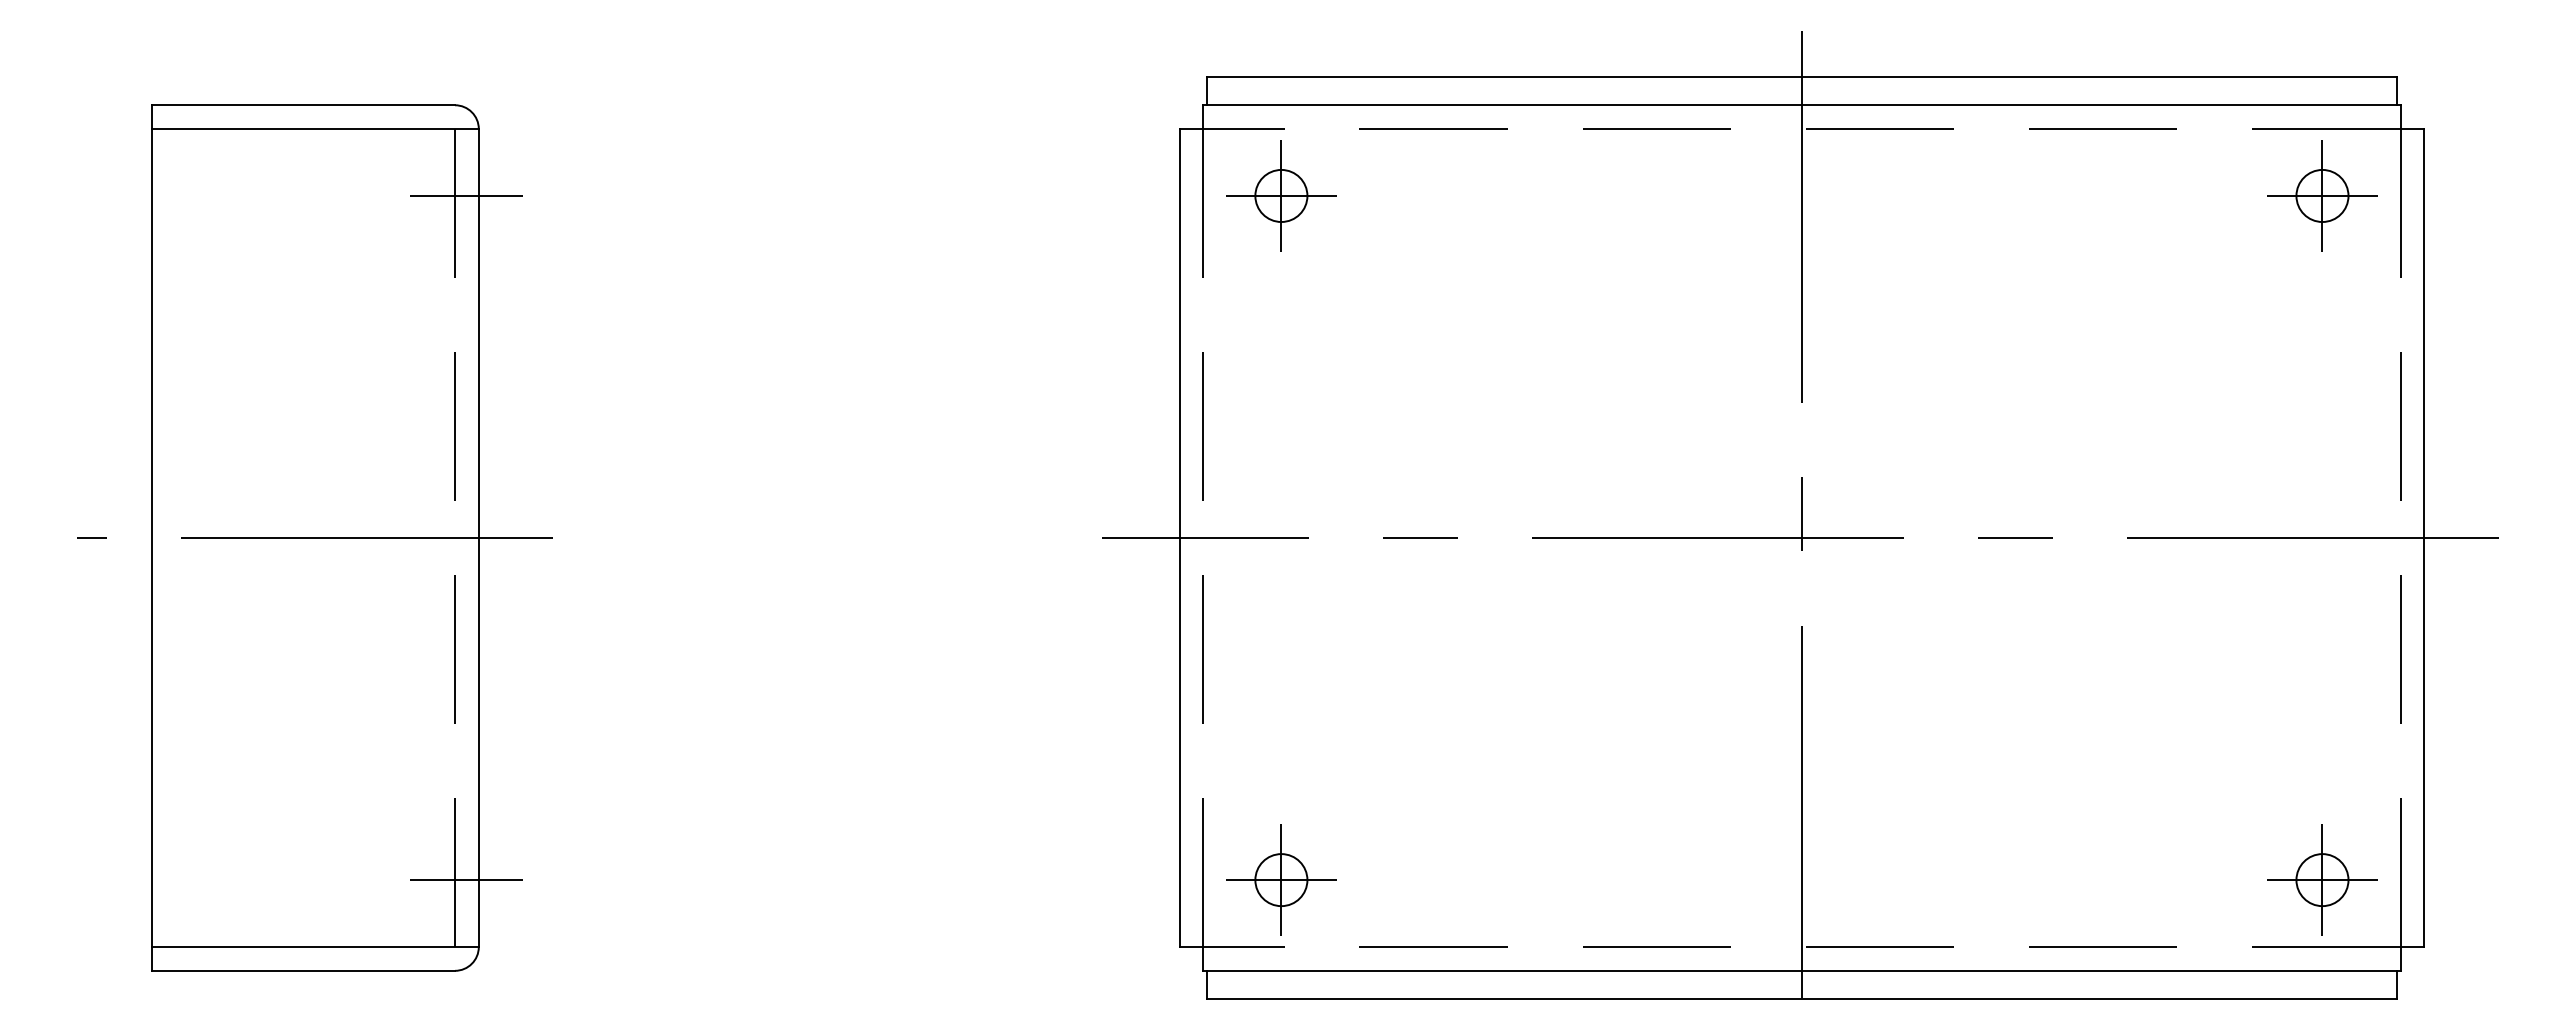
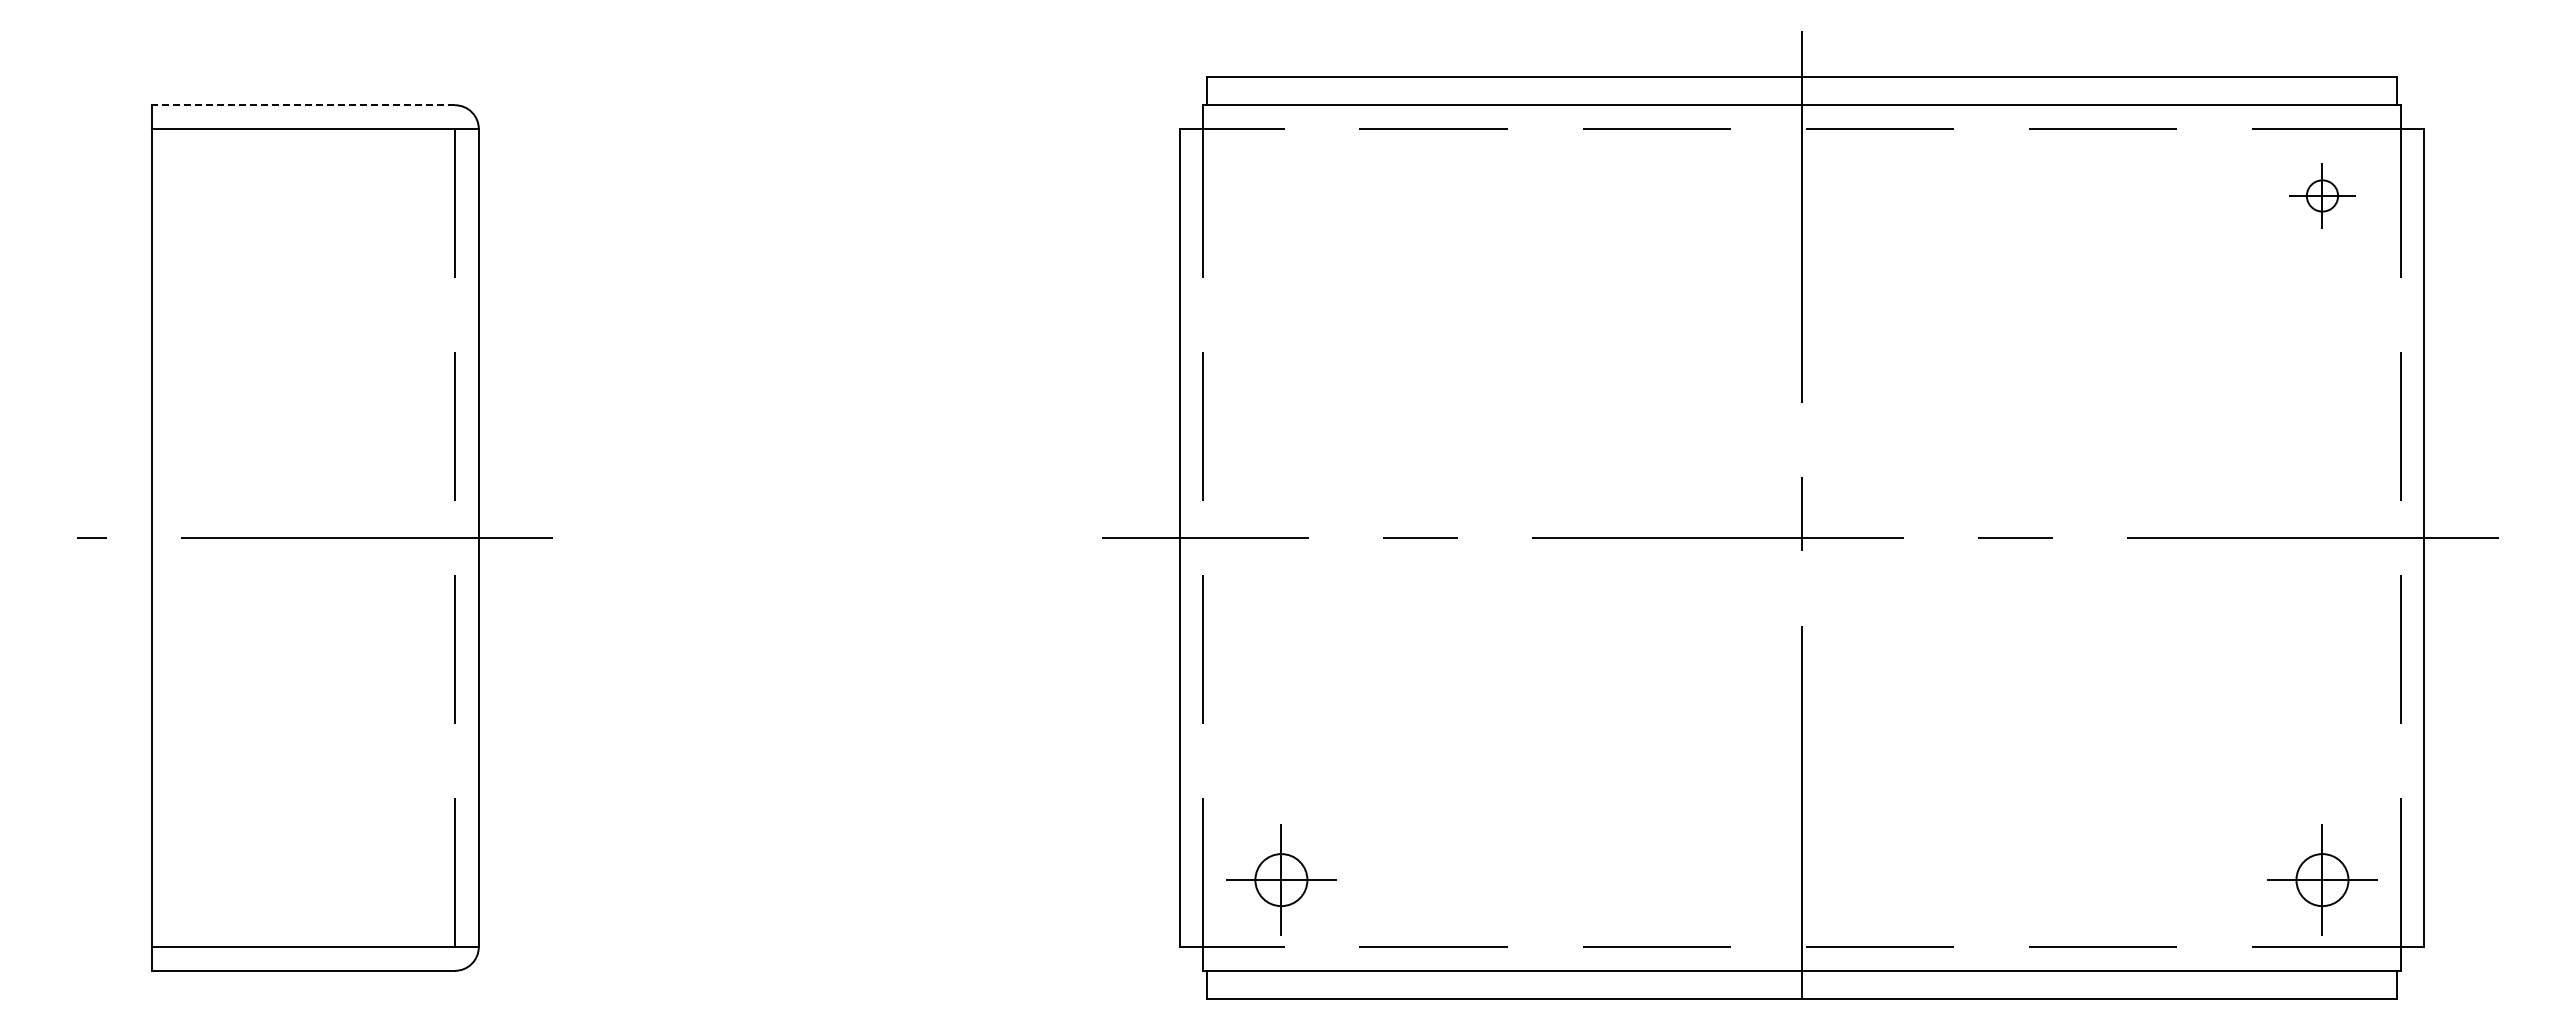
line: solid -> dashed (303, 105)
line: present -> none (466, 195)
part: present -> none (1281, 195)
part size: 111x112 px -> 67x66 px (2322, 195)
line: present -> none (466, 880)
